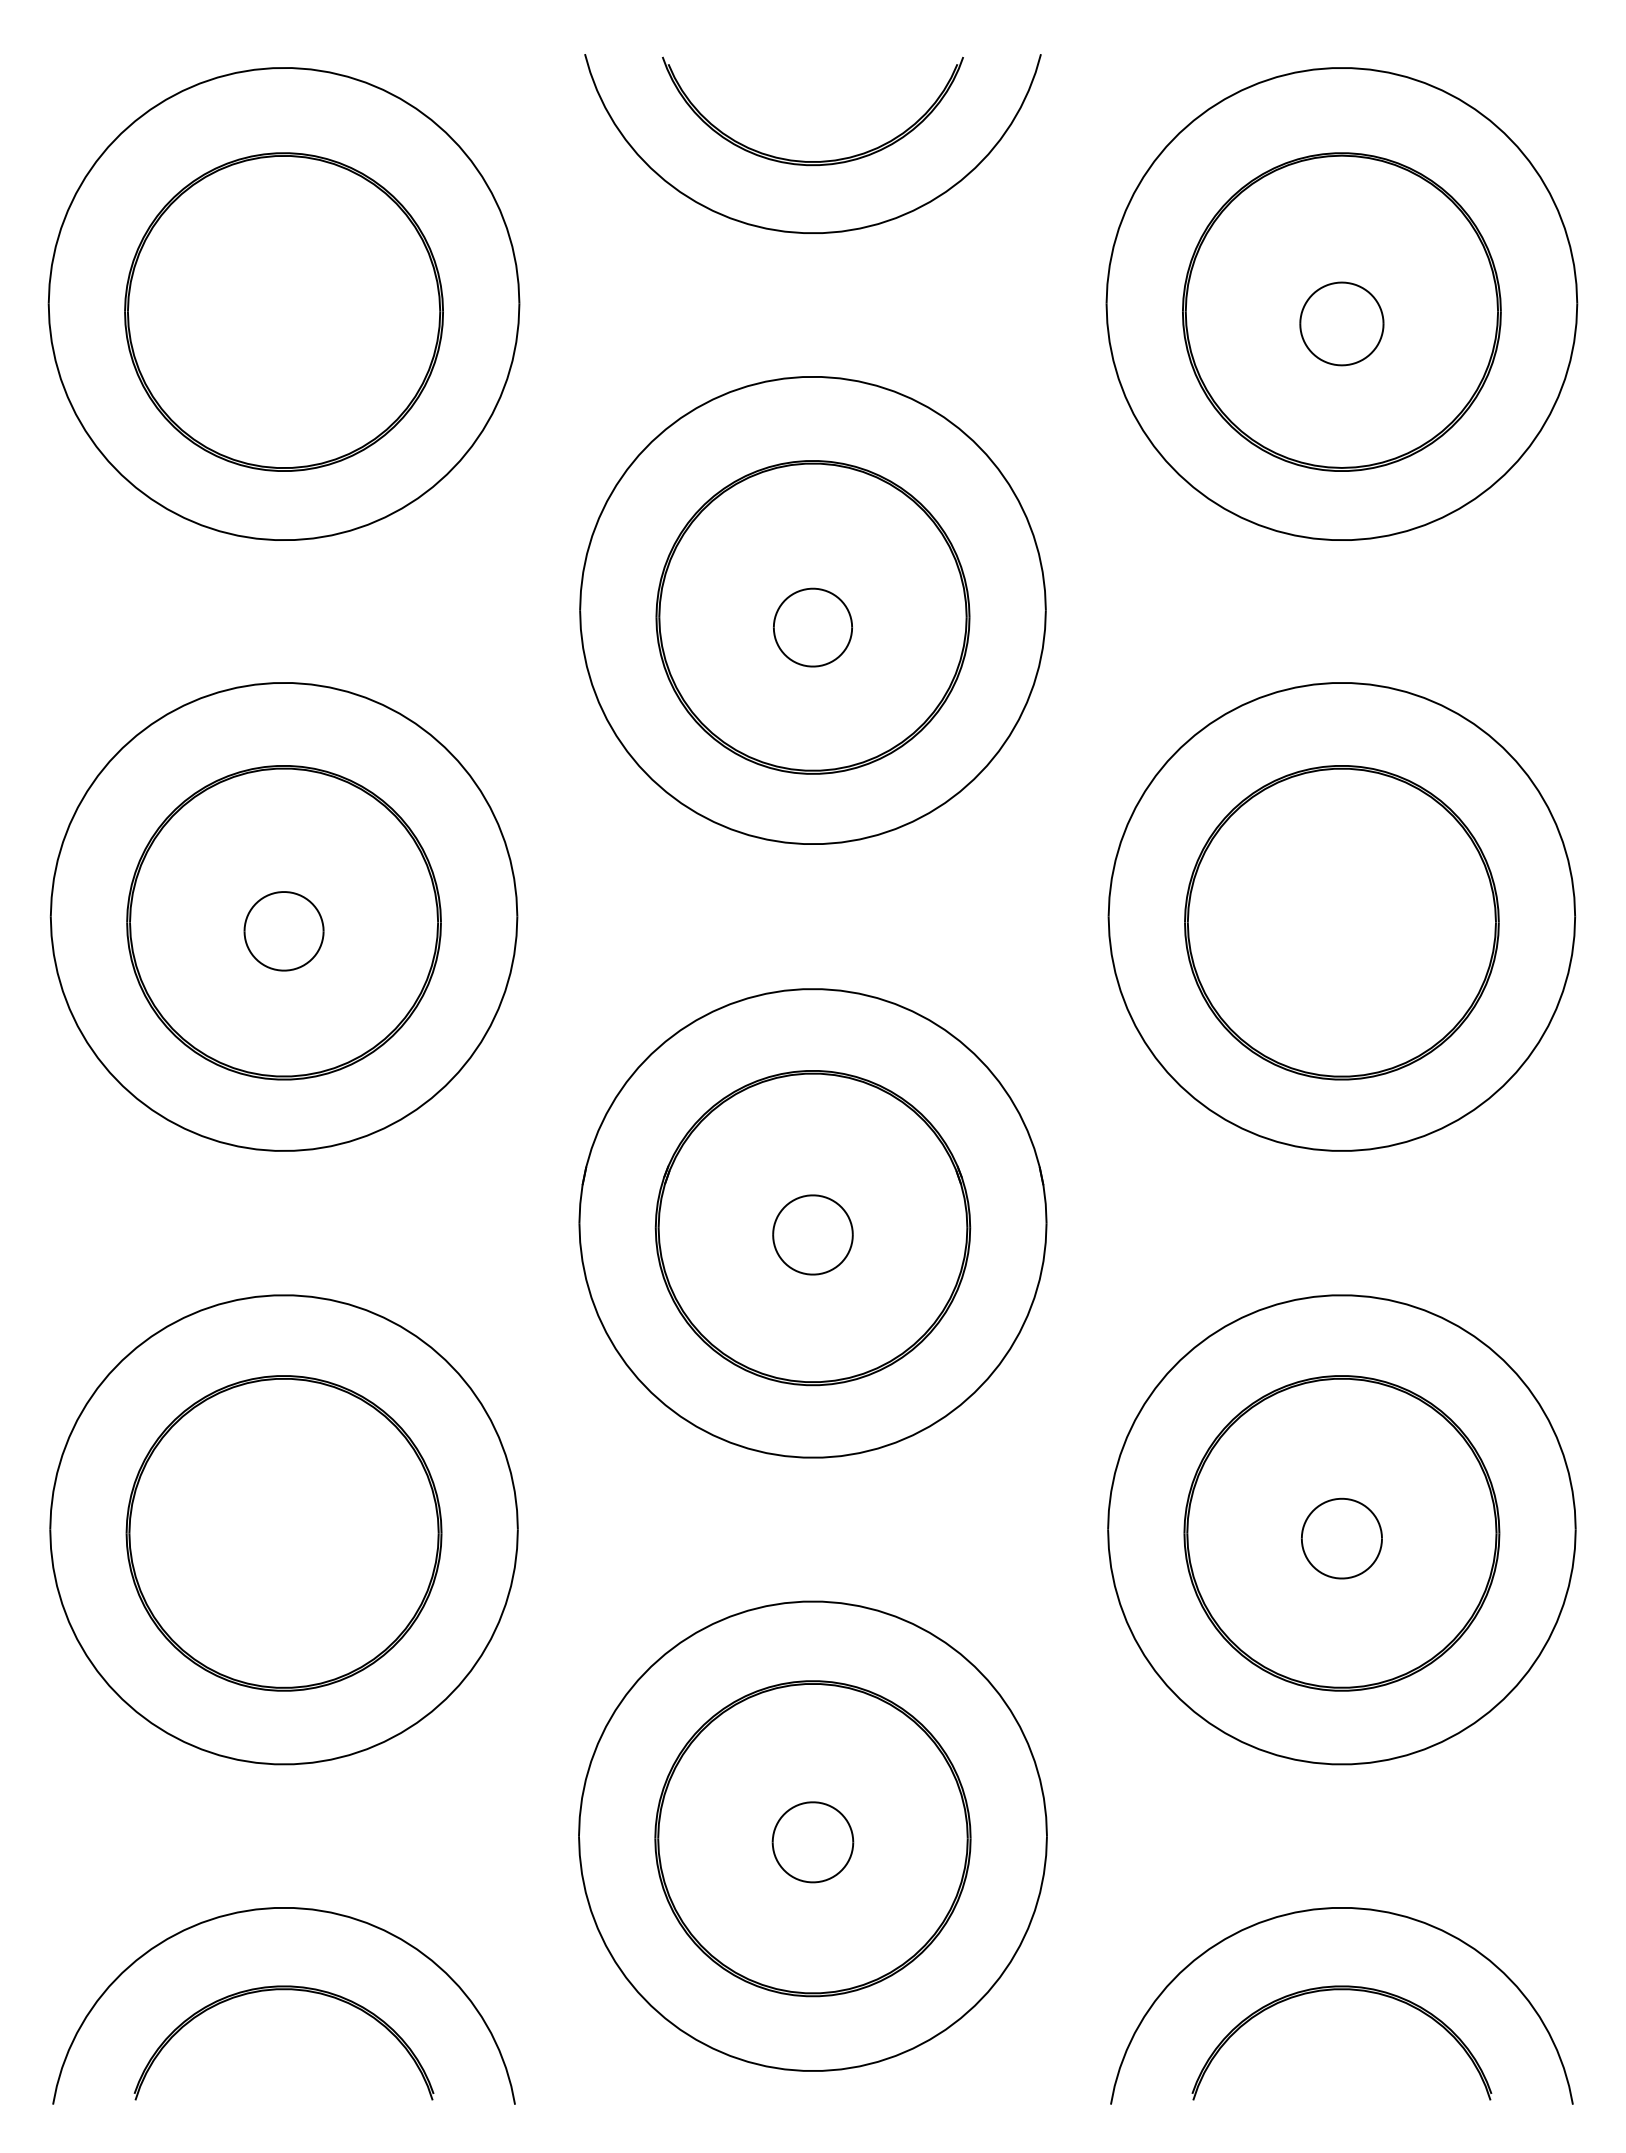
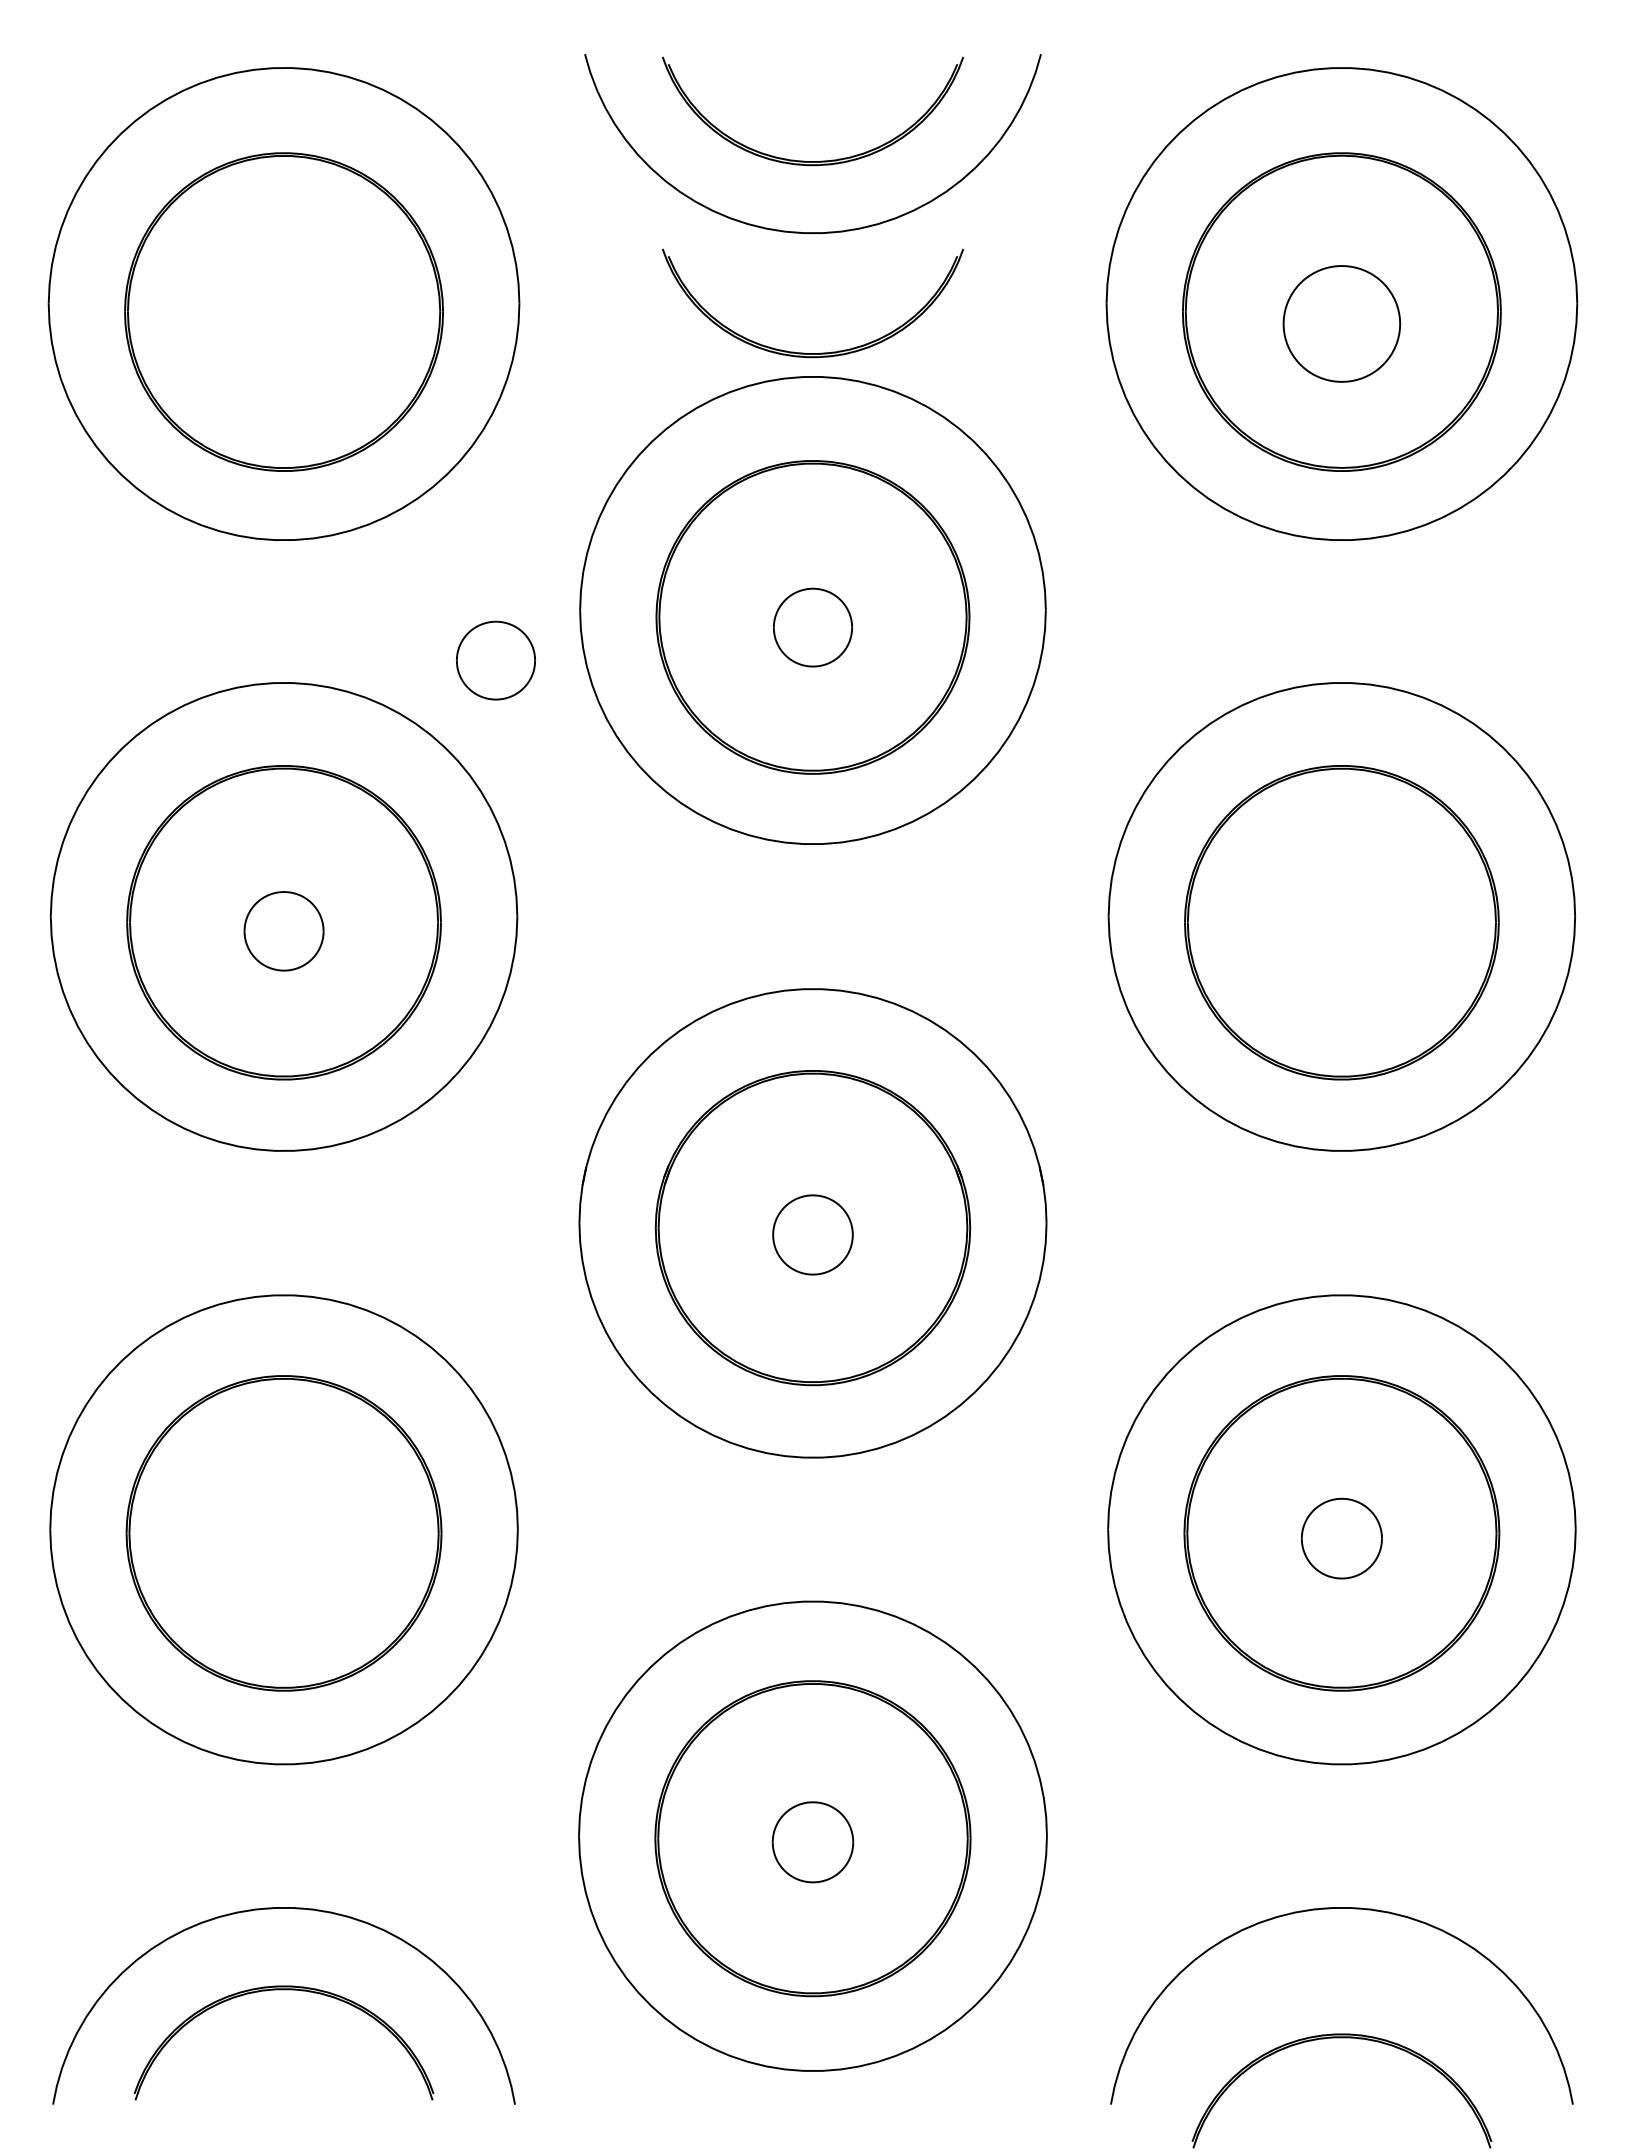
part size: 86x86 px -> 119x118 px (1341, 323)
part: none -> present (804, 352)
part: none -> present (495, 660)
part position: (1341, 1990) -> (1341, 2038) (1341, 2038)
